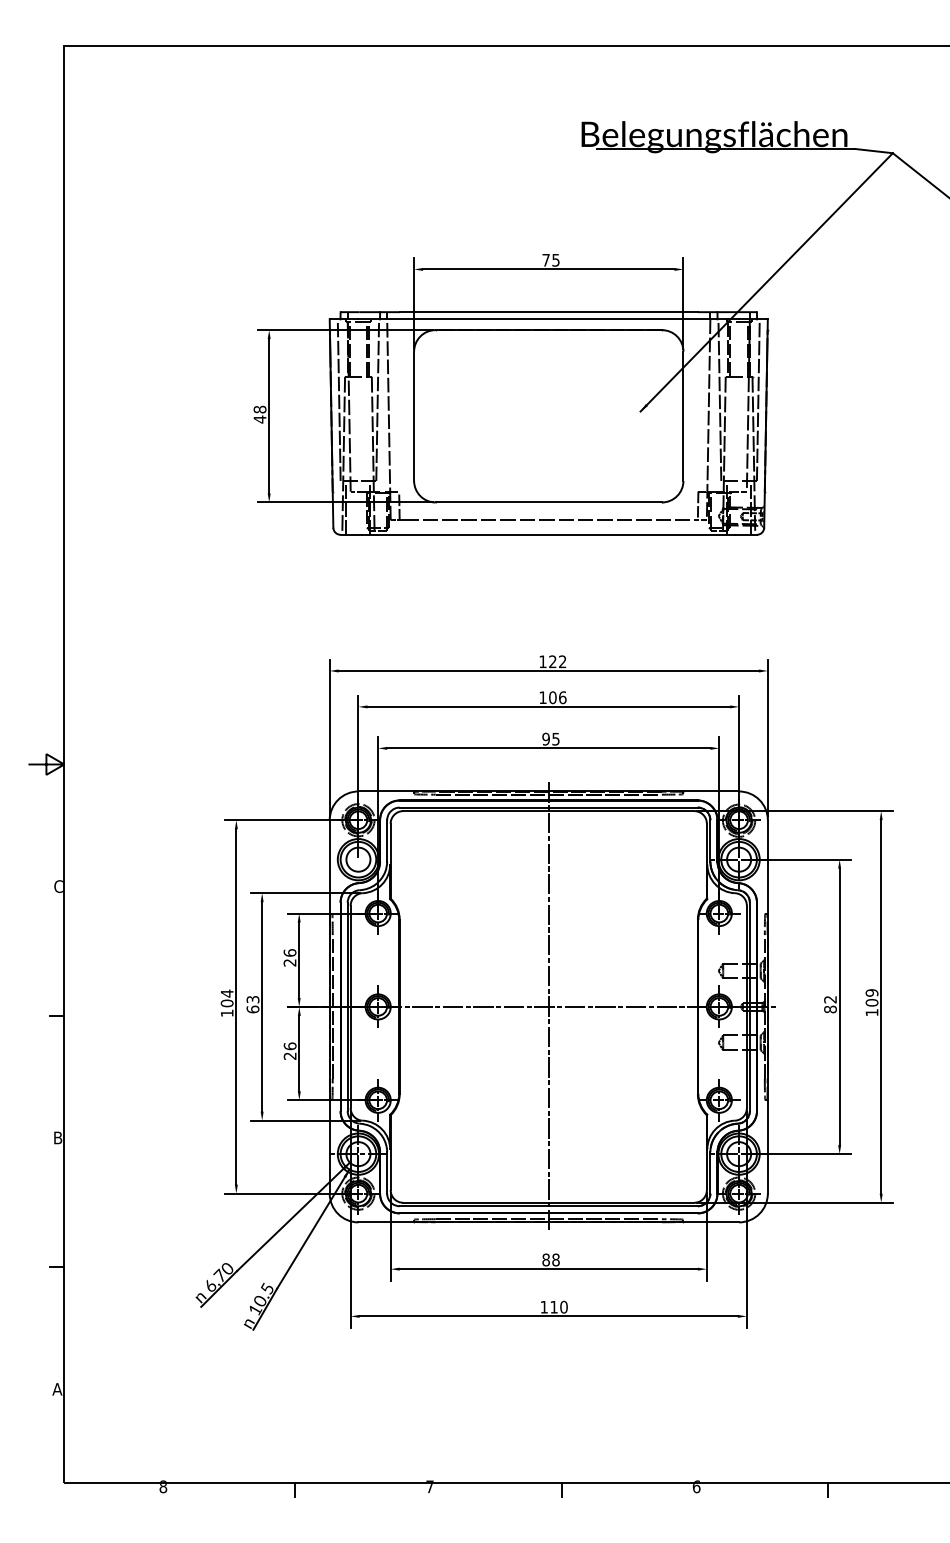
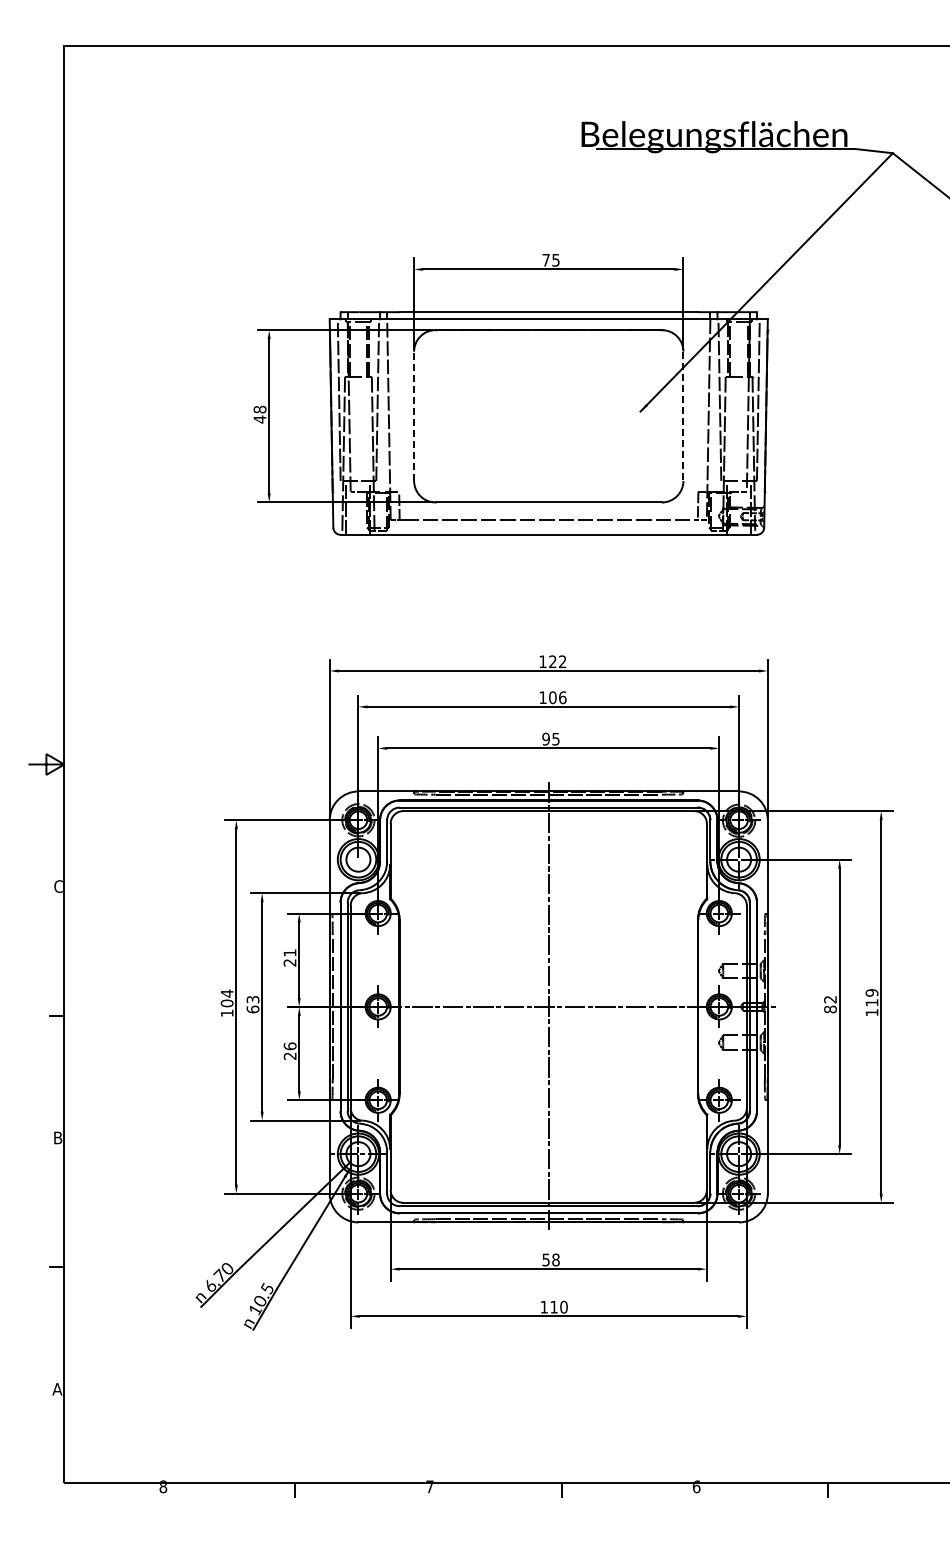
line: solid -> dashed (414, 416)
line: solid -> dashed (683, 416)
text: 26 -> 21 (289, 952)
text: 109 -> 119 (871, 1002)
text: 88 -> 58 (545, 1259)
